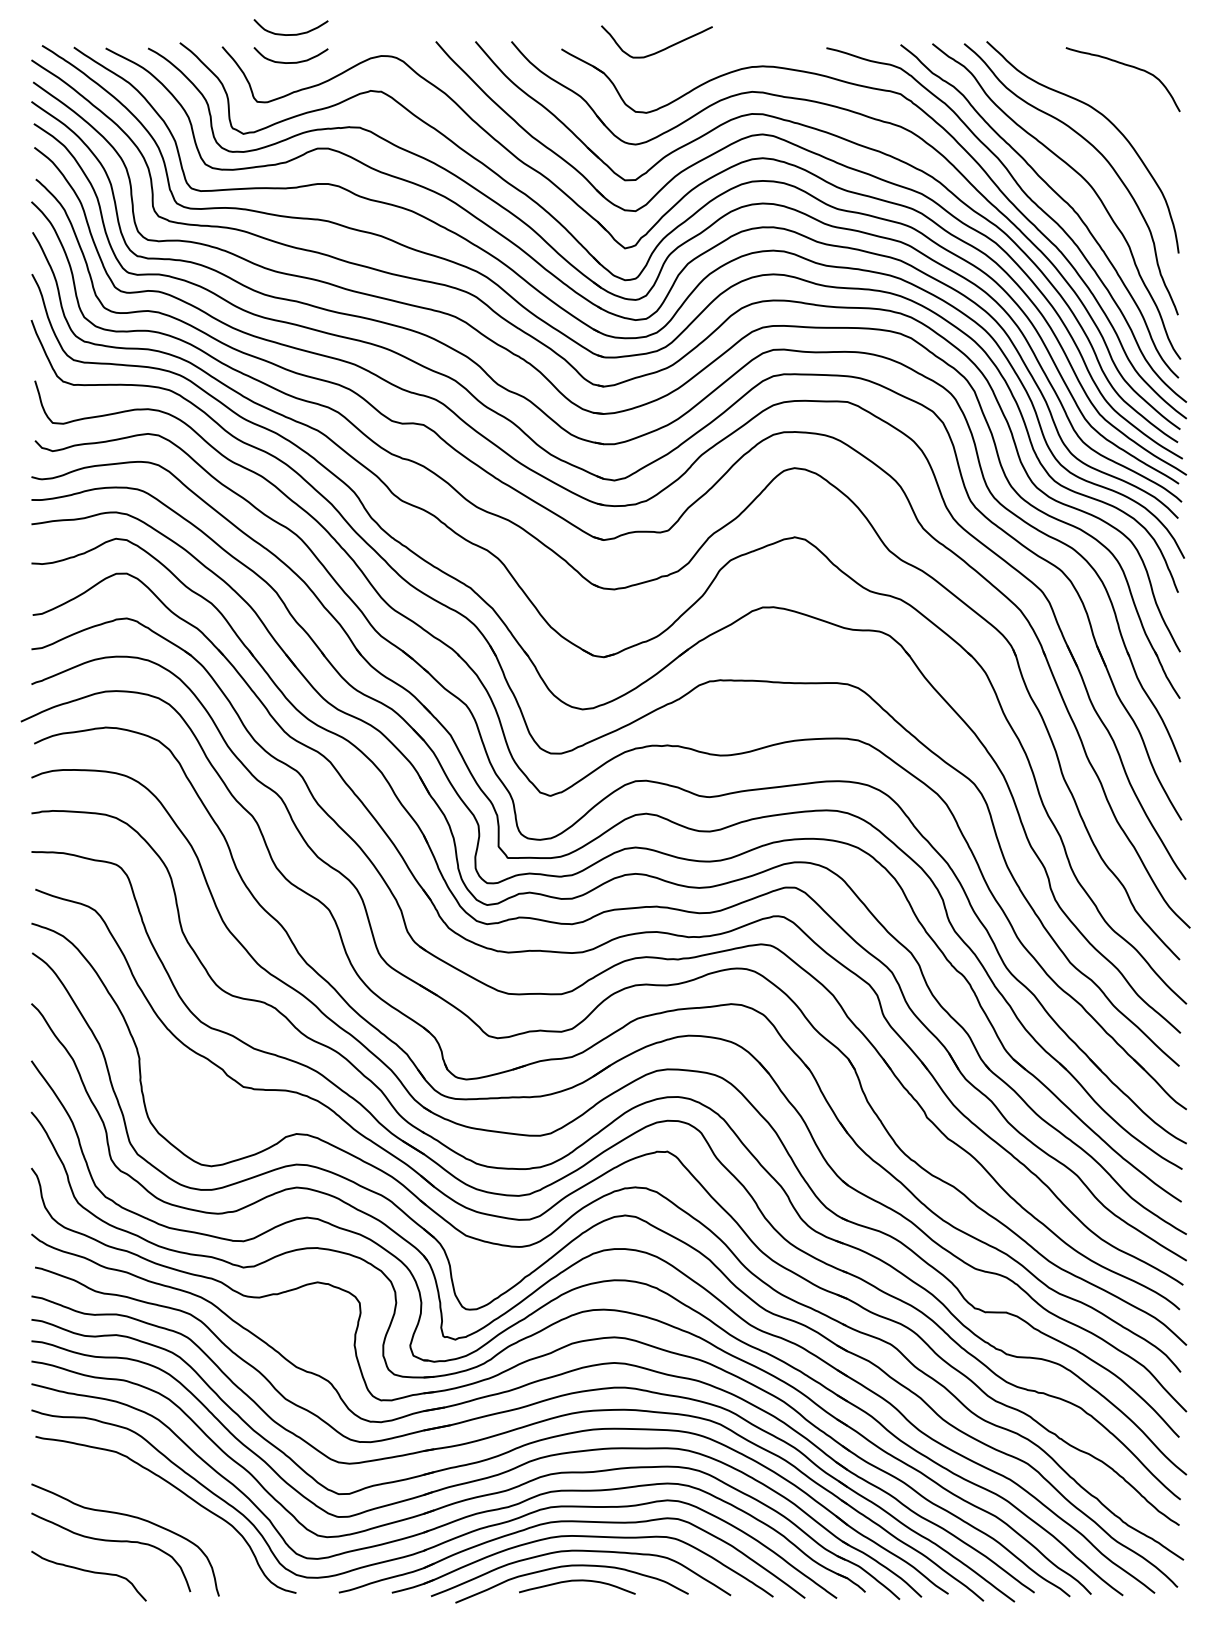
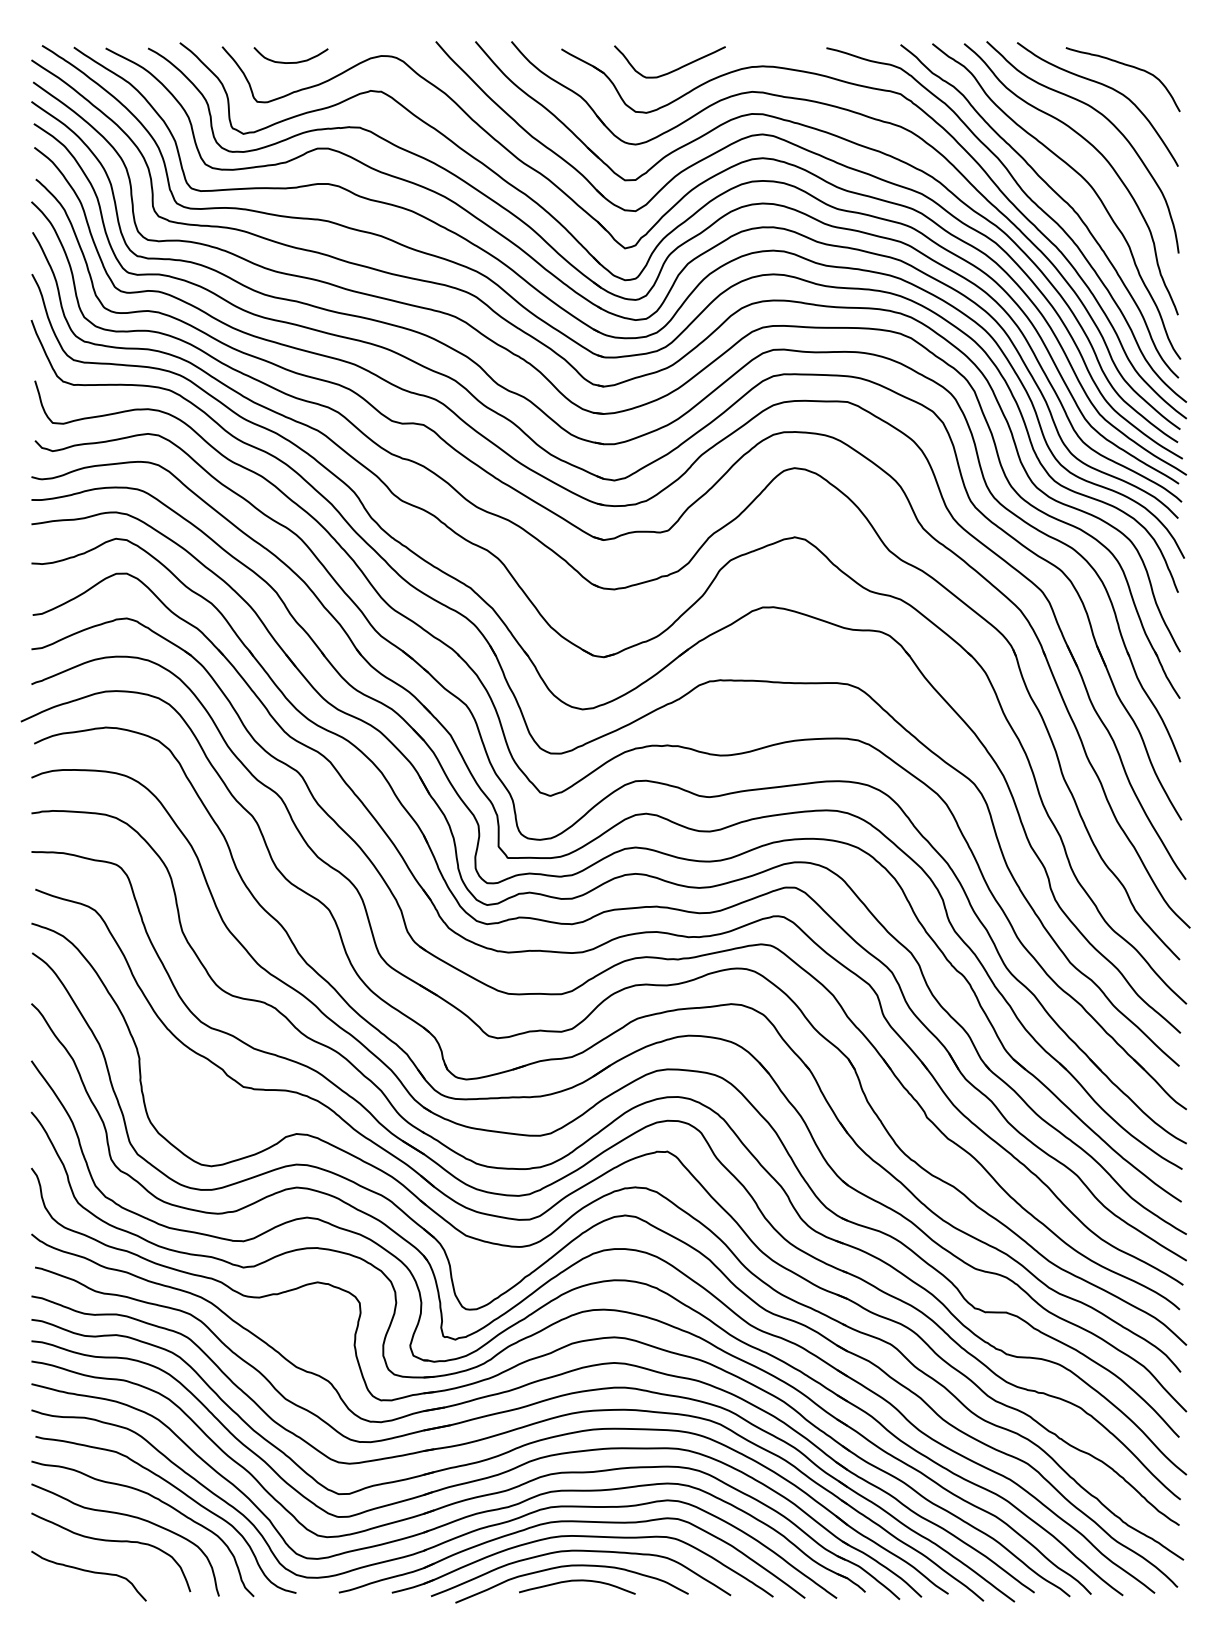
curve: present -> none (290, 34)
curve position: (661, 49) -> (674, 69) (674, 69)
curve: none -> present (1106, 87)
curve: none -> present (159, 1501)
